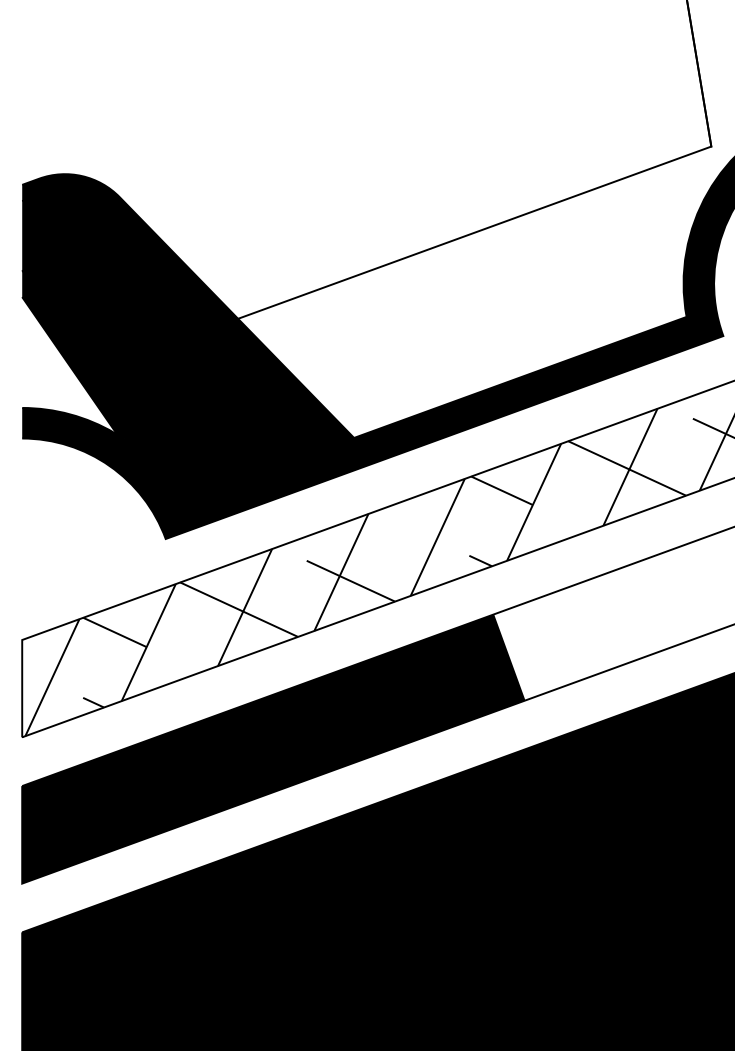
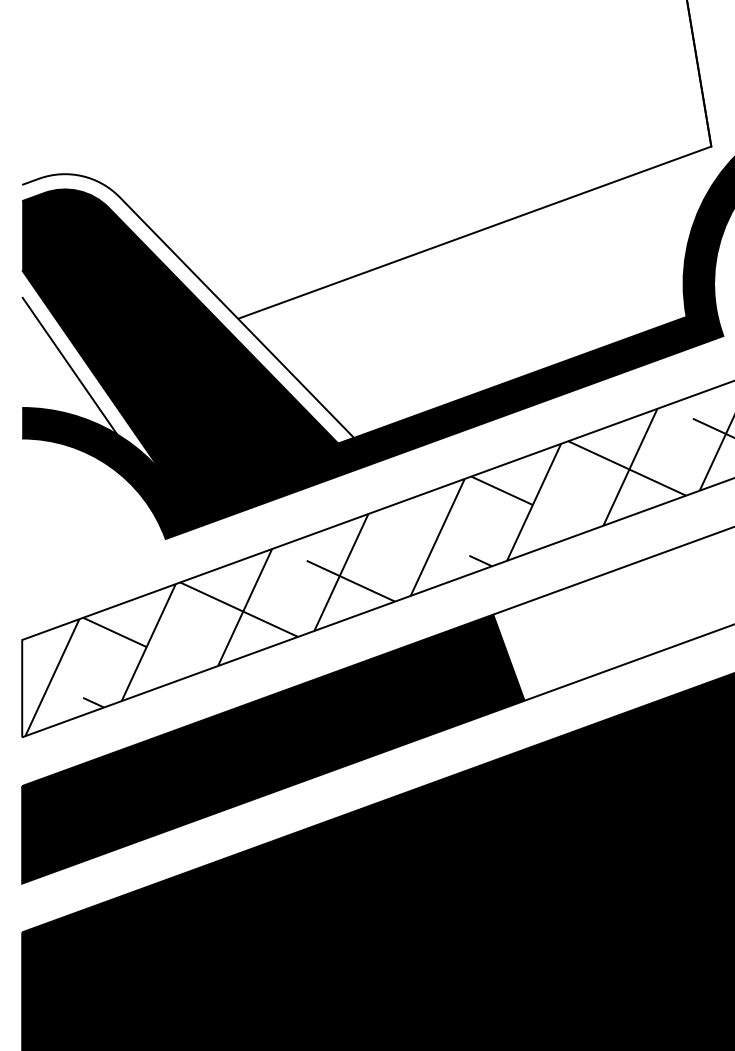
fill: present -> none (188, 308)
fill: present -> none (92, 372)
